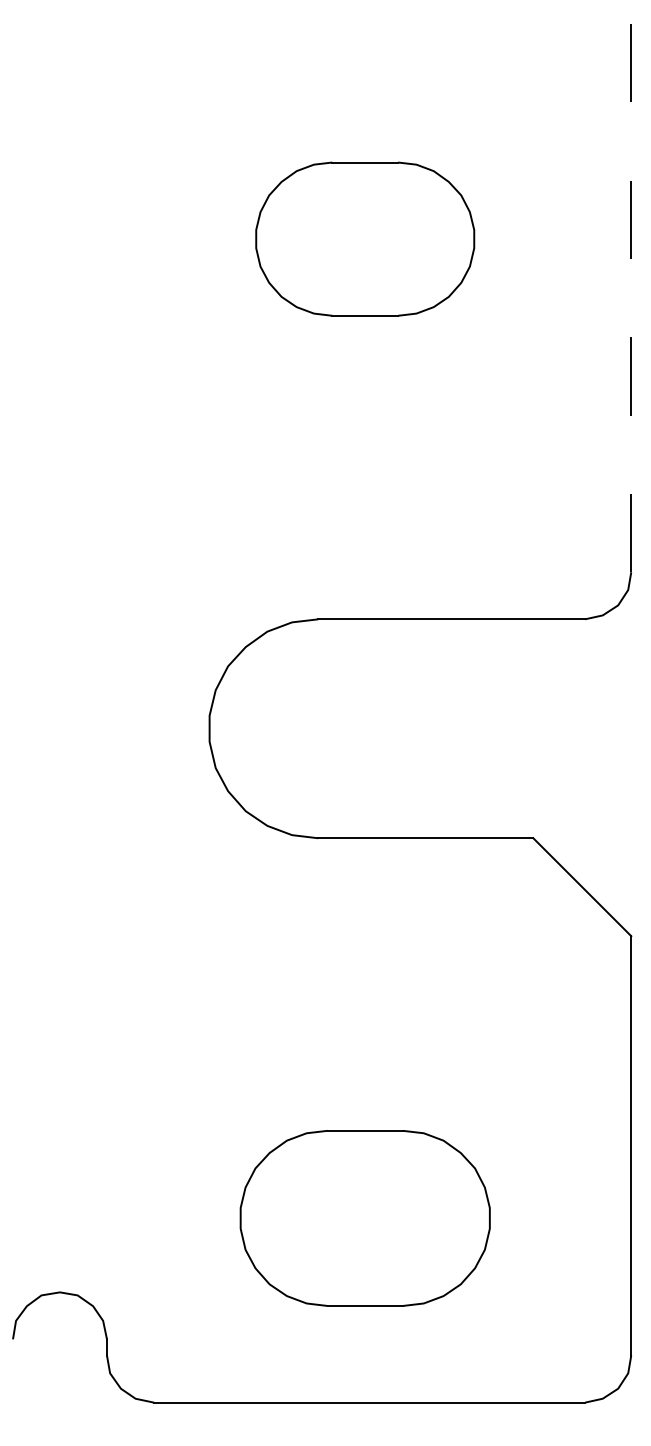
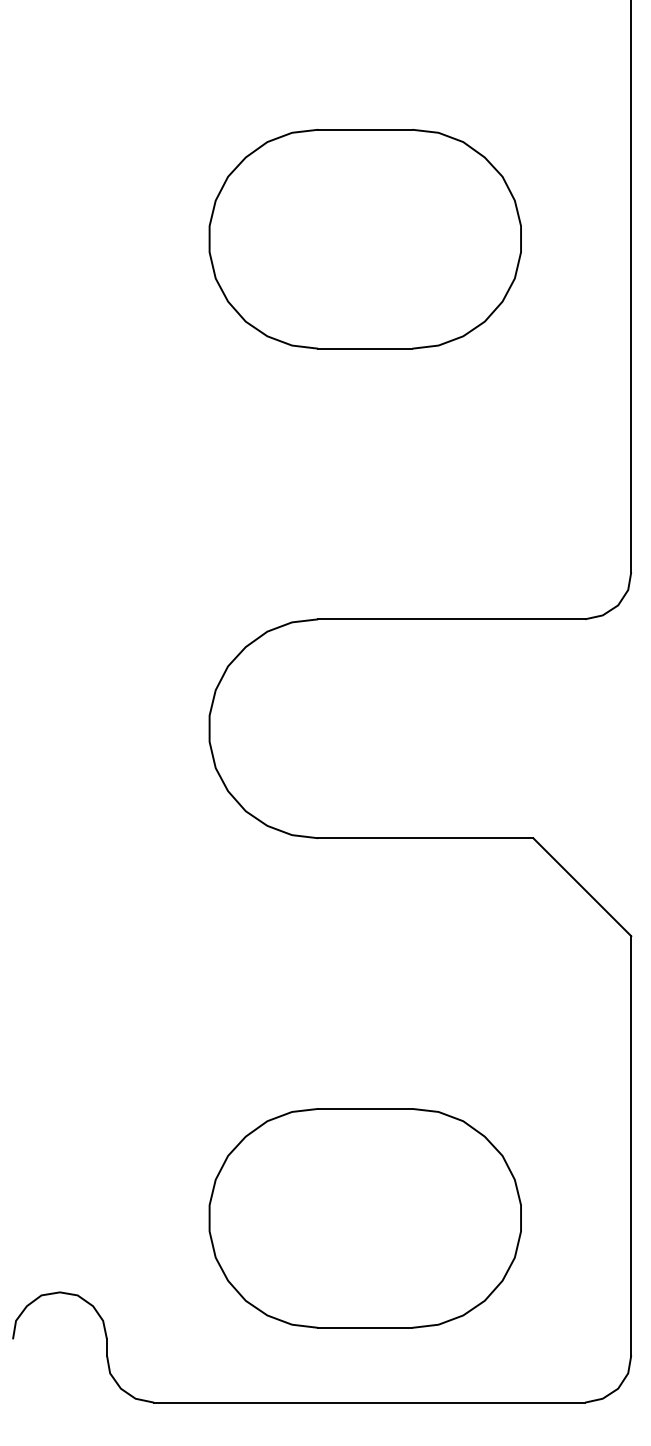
part size: 221x156 px -> 314x222 px (364, 238)
line: dashed -> solid (631, 286)
part size: 252x177 px -> 314x221 px (364, 1218)
